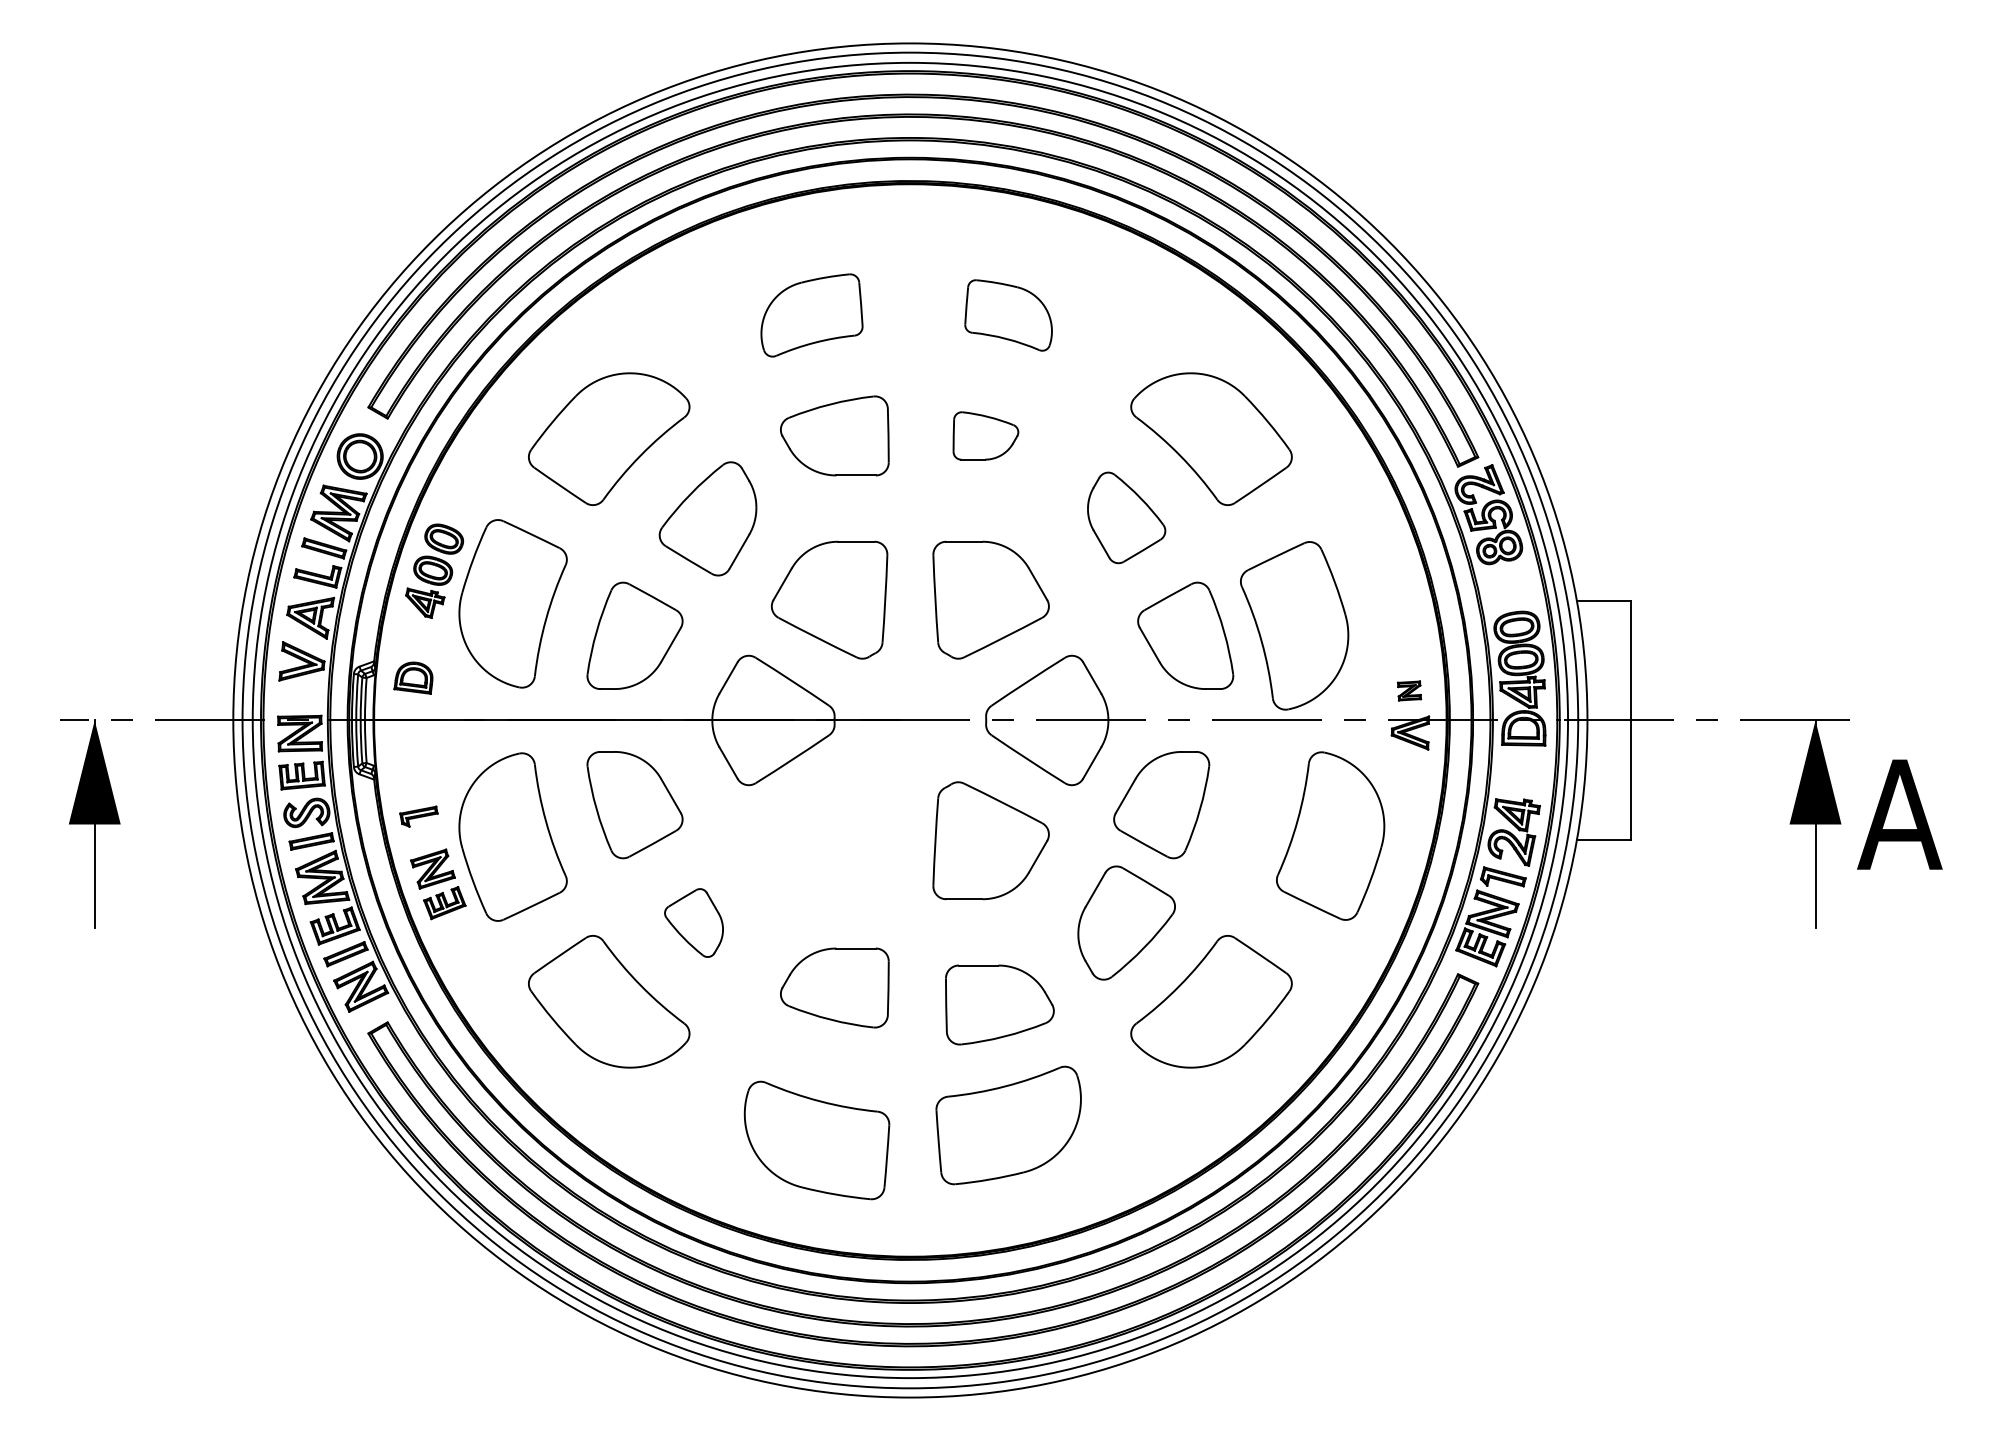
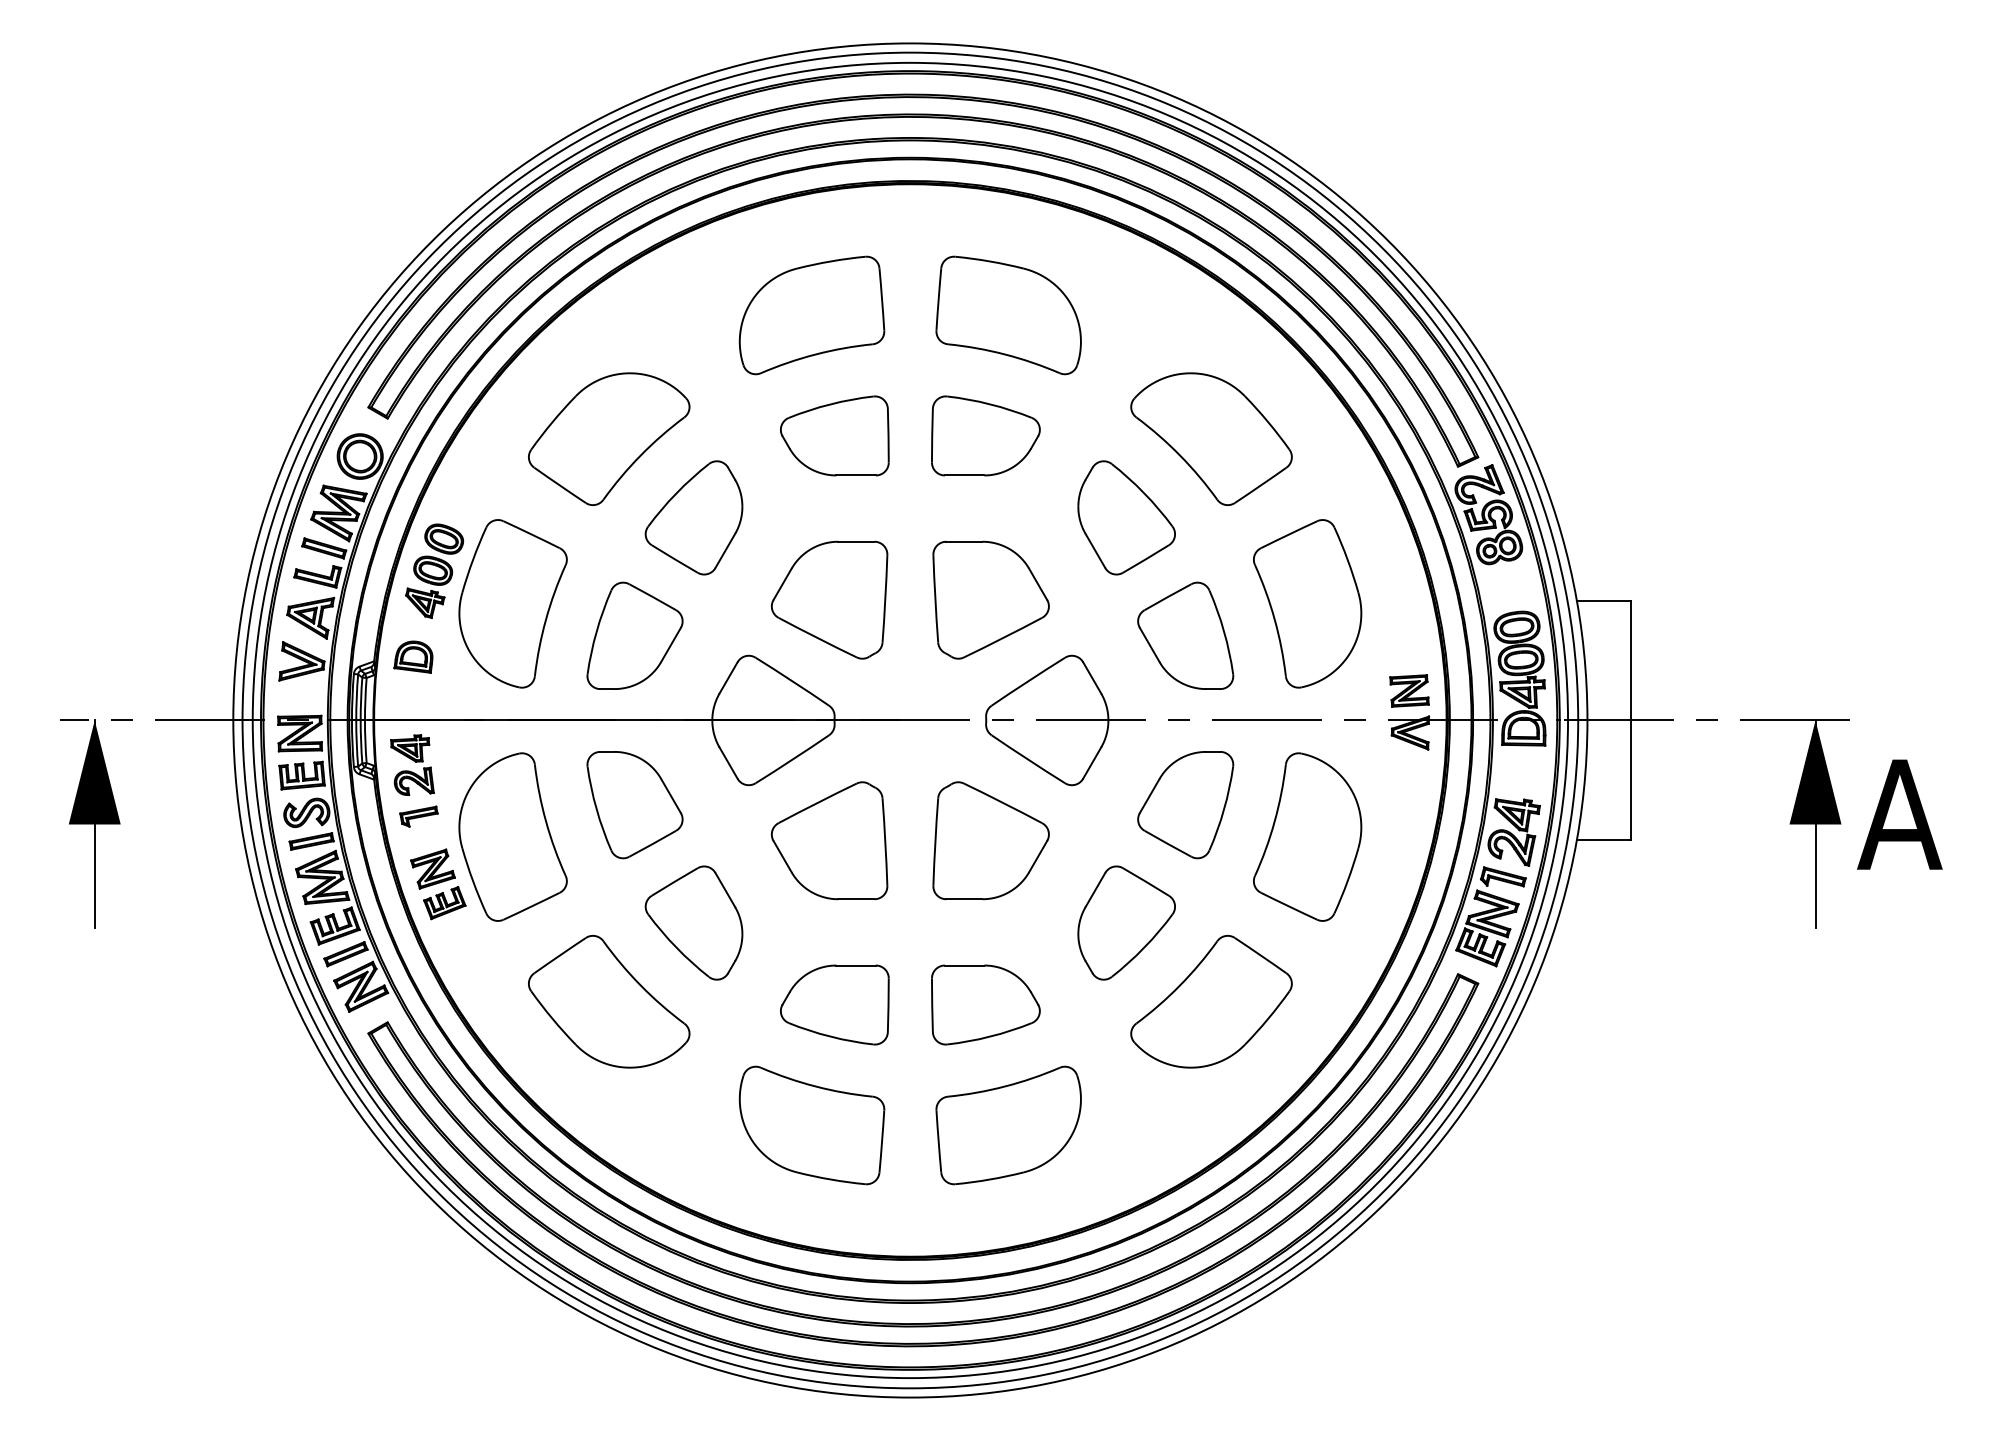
part size: 104x85 px -> 148x121 px (811, 315)
part size: 89x73 px -> 147x121 px (1008, 315)
part size: 68x50 px -> 110x82 px (985, 435)
part size: 80x94 px -> 99x116 px (1126, 517)
part position: (707, 518) -> (693, 517) (693, 517)
part position: (1294, 625) -> (1307, 603) (1307, 603)
part position: (413, 677) -> (413, 656) (413, 656)
part size: 26x22 px -> 41x34 px (1409, 690)
part: none -> present (412, 764)
part position: (1161, 805) -> (1185, 805) (1185, 805)
part position: (1330, 835) -> (1307, 836) (1307, 836)
part: none -> present (829, 840)
part size: 60x70 px -> 100x116 px (693, 922)
part position: (834, 987) -> (834, 1004) (834, 1004)
part position: (999, 1004) -> (985, 1004) (985, 1004)
part position: (816, 1140) -> (811, 1125) (811, 1125)
